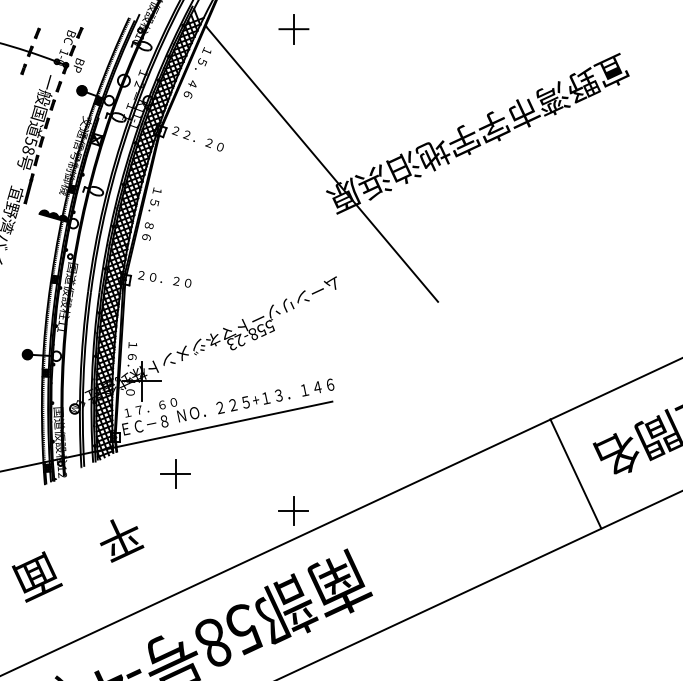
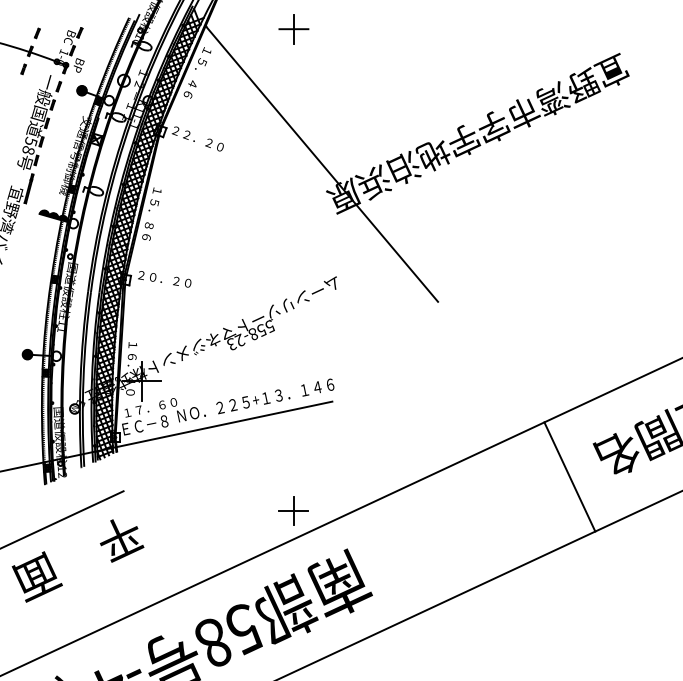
part: present -> none (175, 473)
line position: (575, 473) -> (569, 476) (569, 476)
line: none -> present (62, 519)
